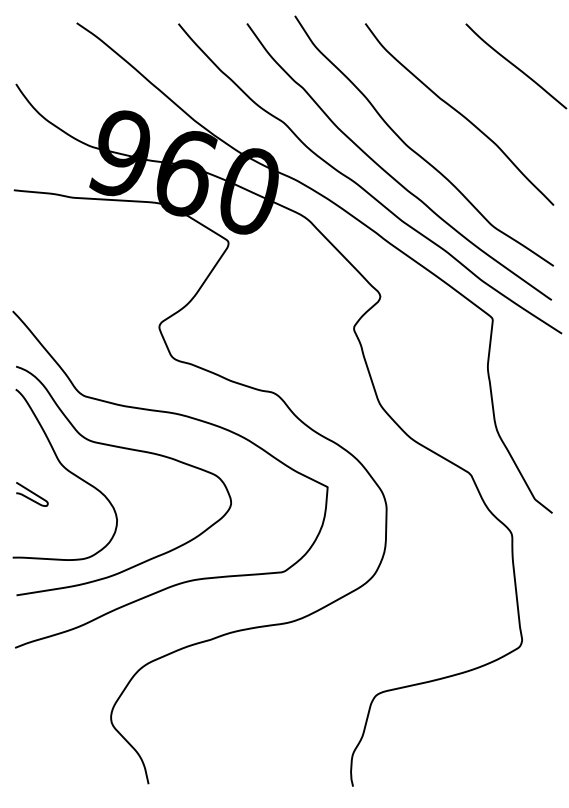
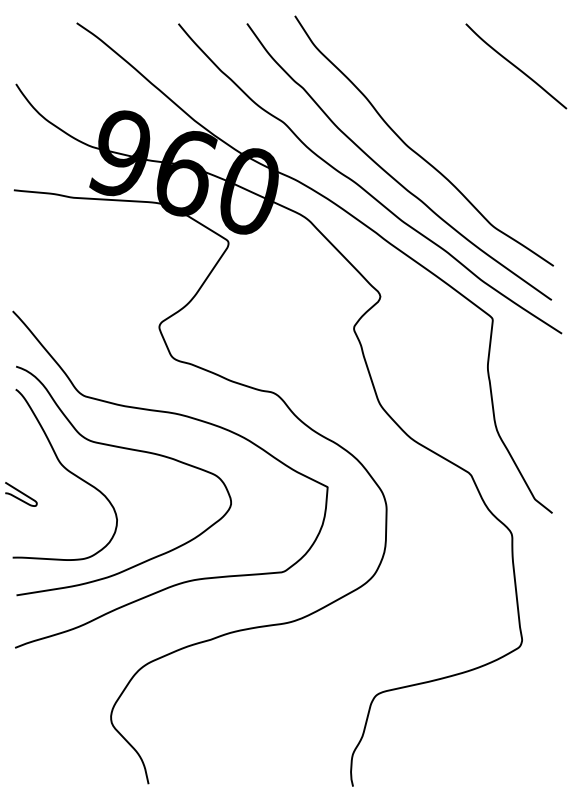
curve: present -> none (459, 114)
curve position: (32, 493) -> (21, 493) (21, 493)
